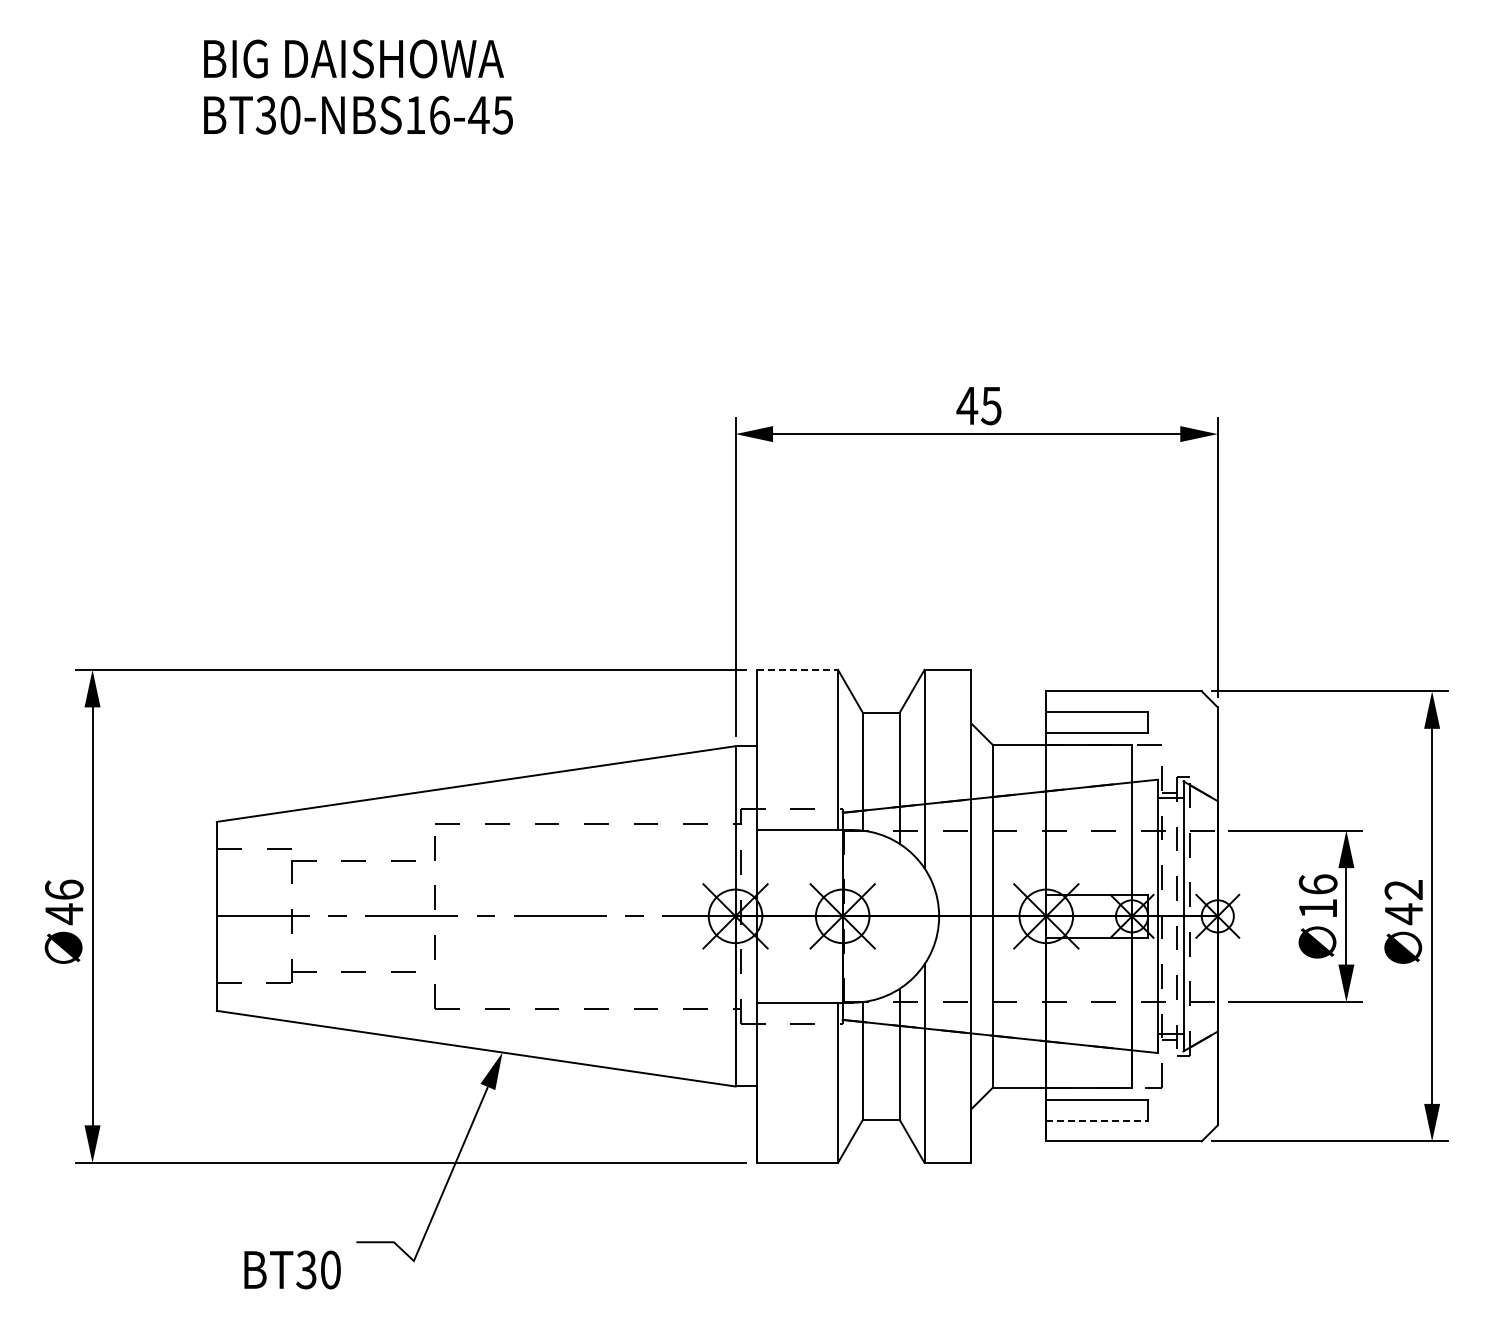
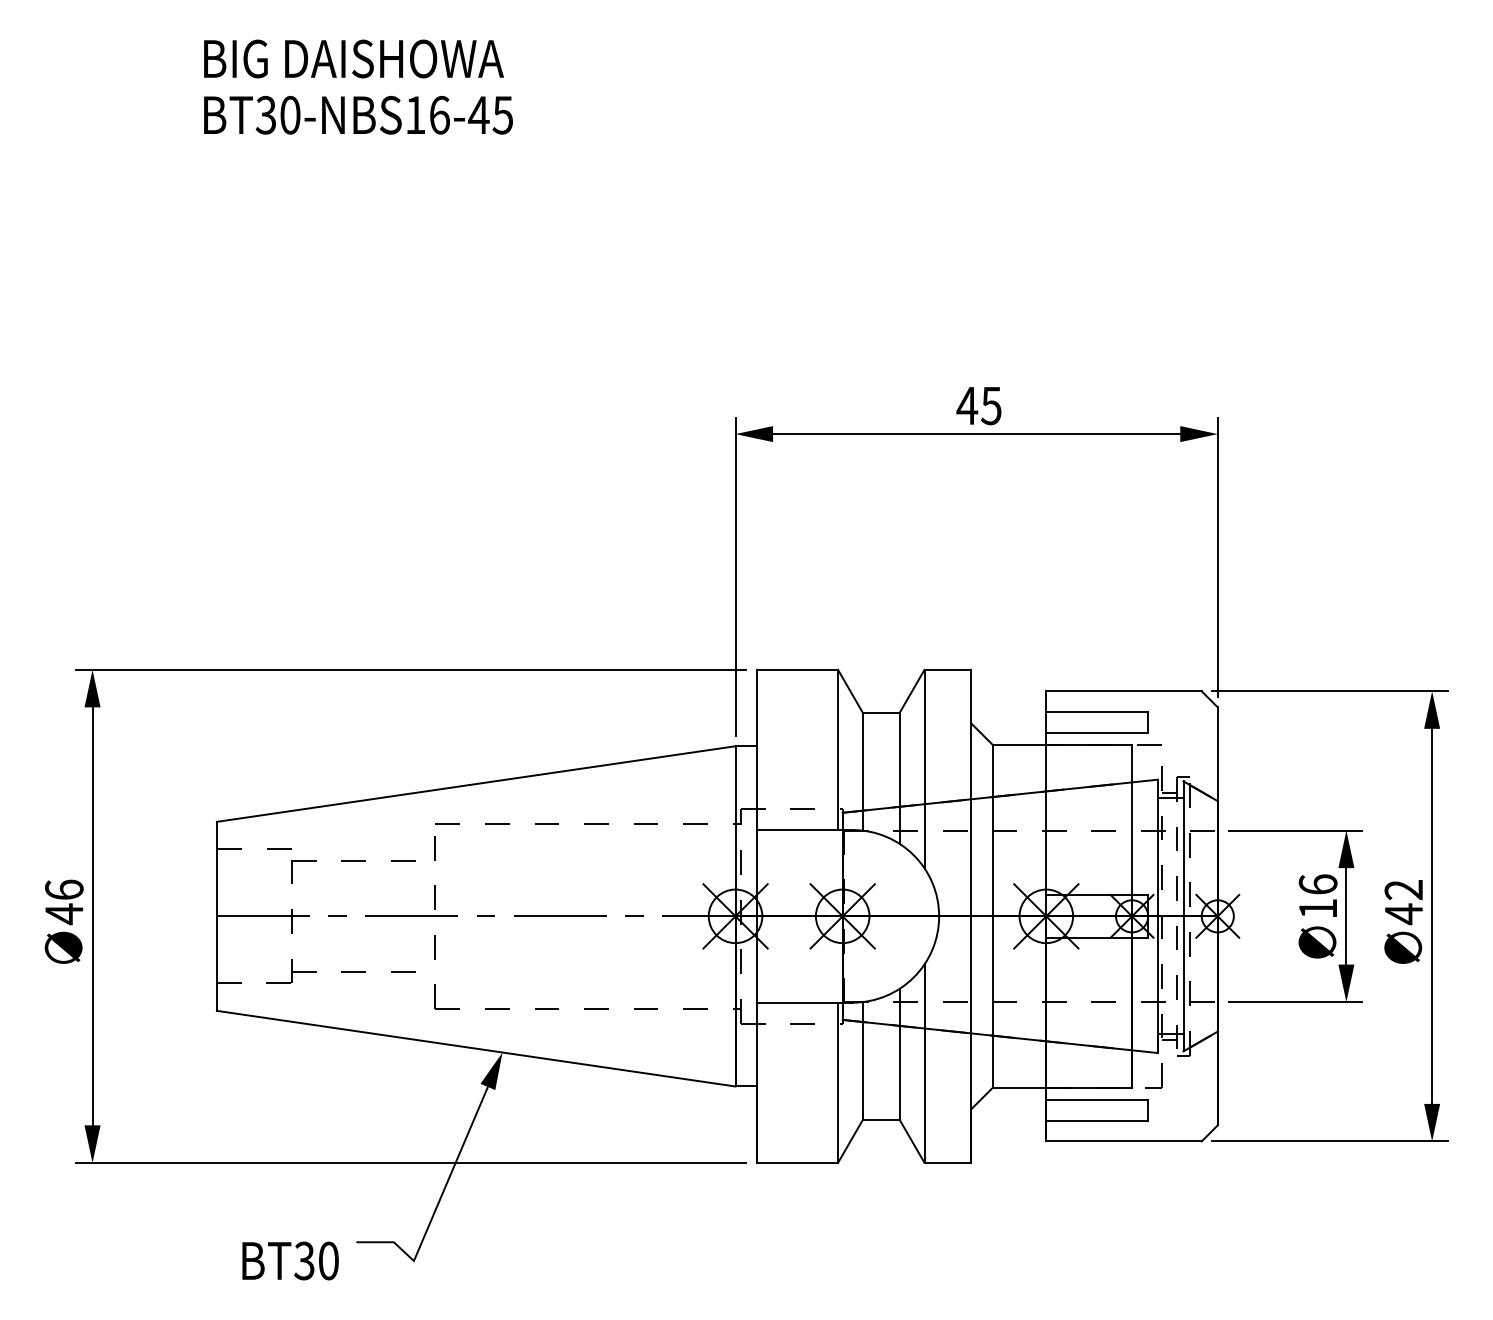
line: dashed -> solid (797, 669)
line: dashed -> solid (1097, 1121)
text position: (292, 1269) -> (290, 1260) (290, 1260)
